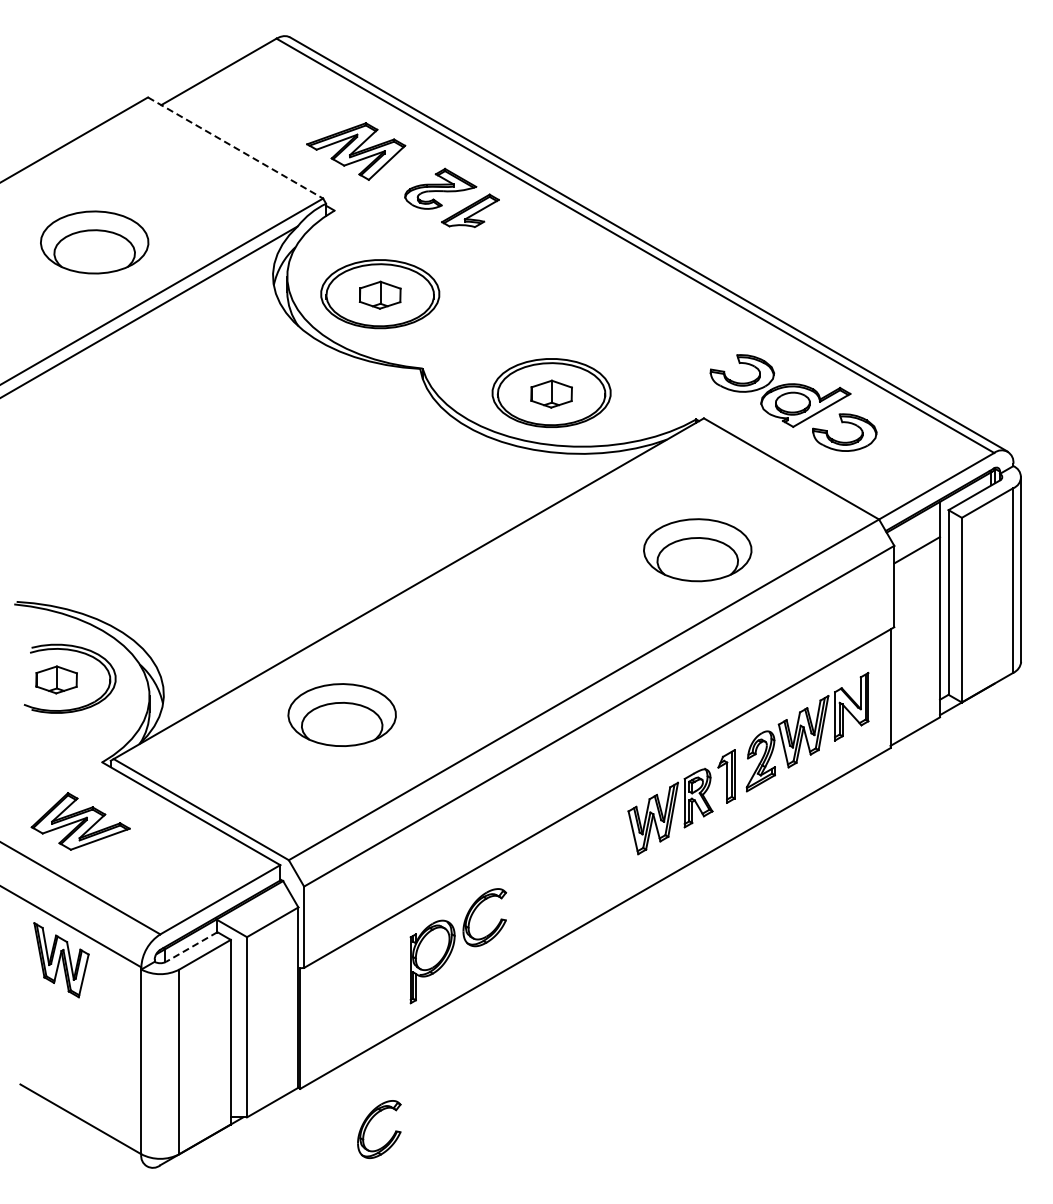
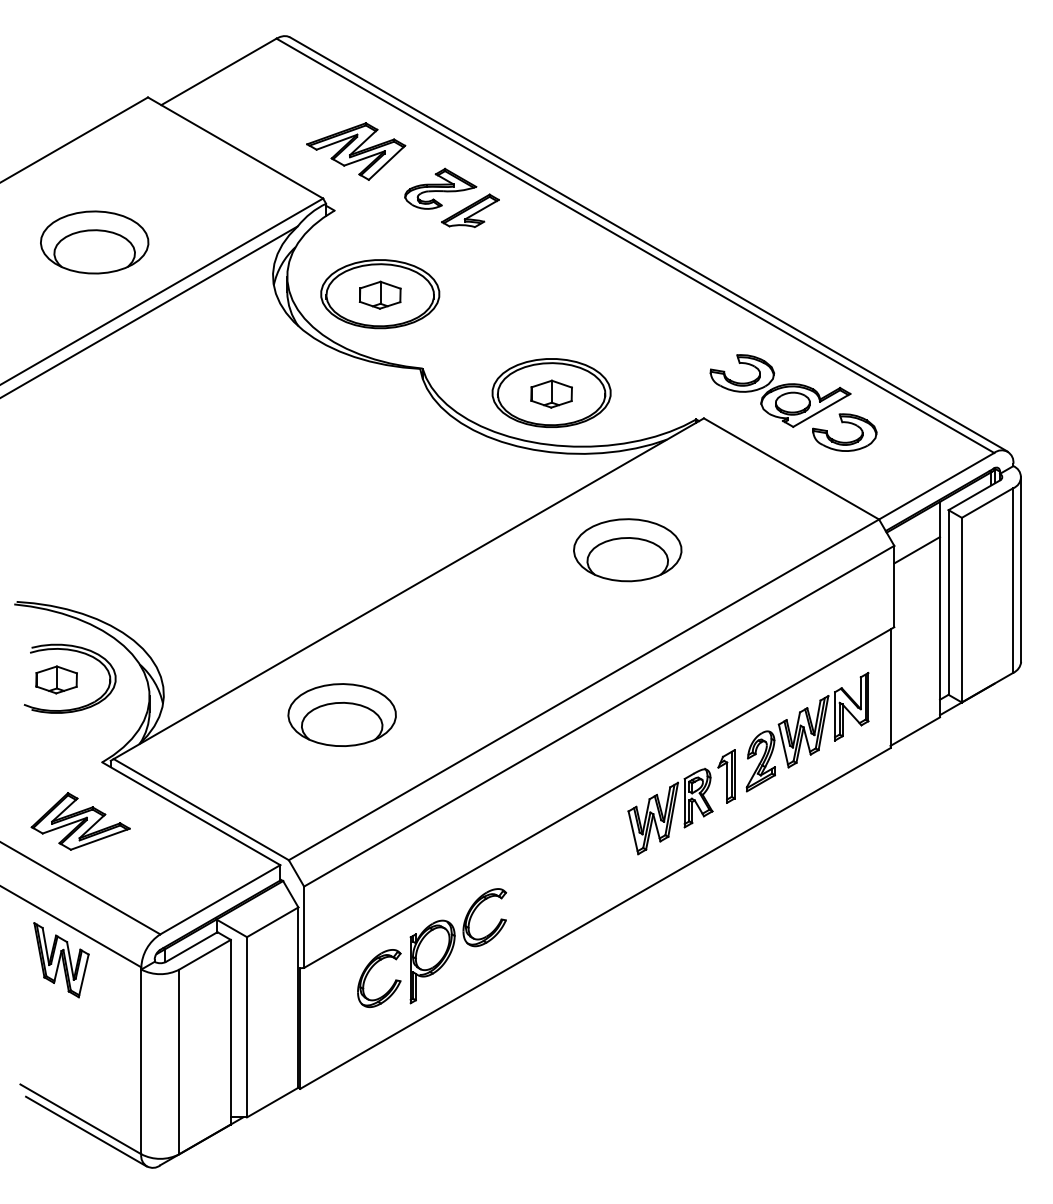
line: dashed -> solid (236, 148)
part position: (697, 550) -> (627, 550) (627, 550)
line: dashed -> solid (191, 947)
part position: (369, 1123) -> (369, 972) (369, 972)
line: none -> present (86, 1131)
